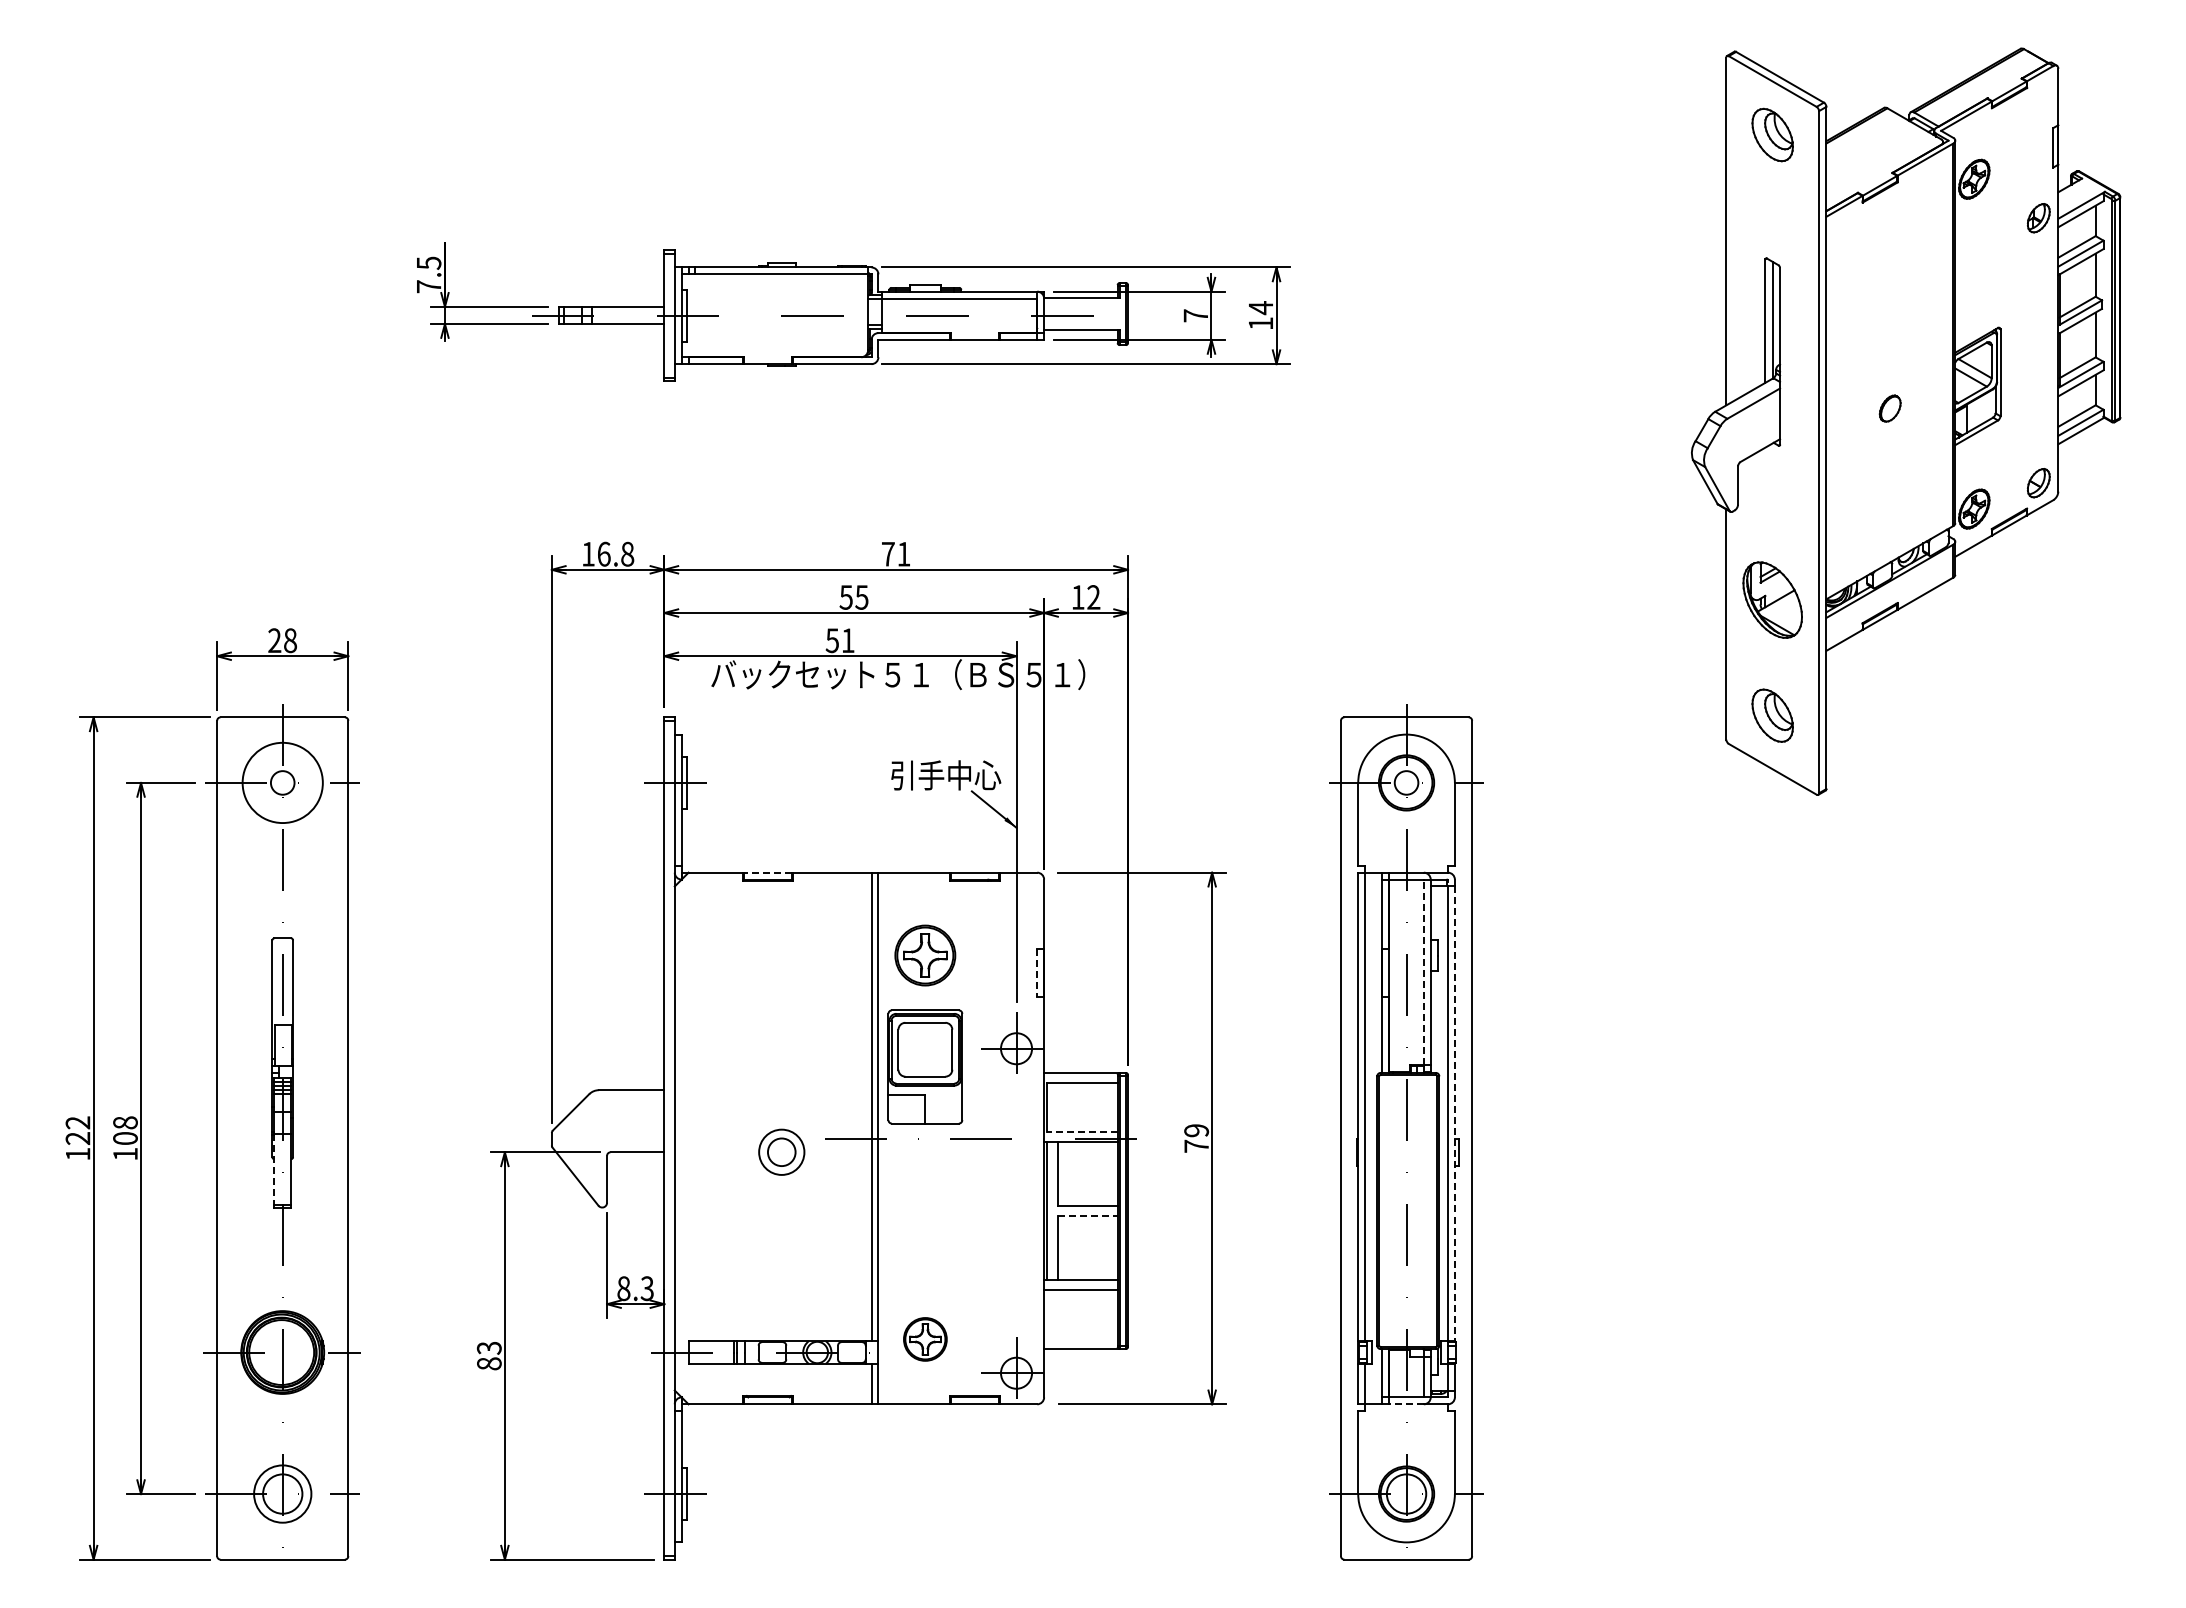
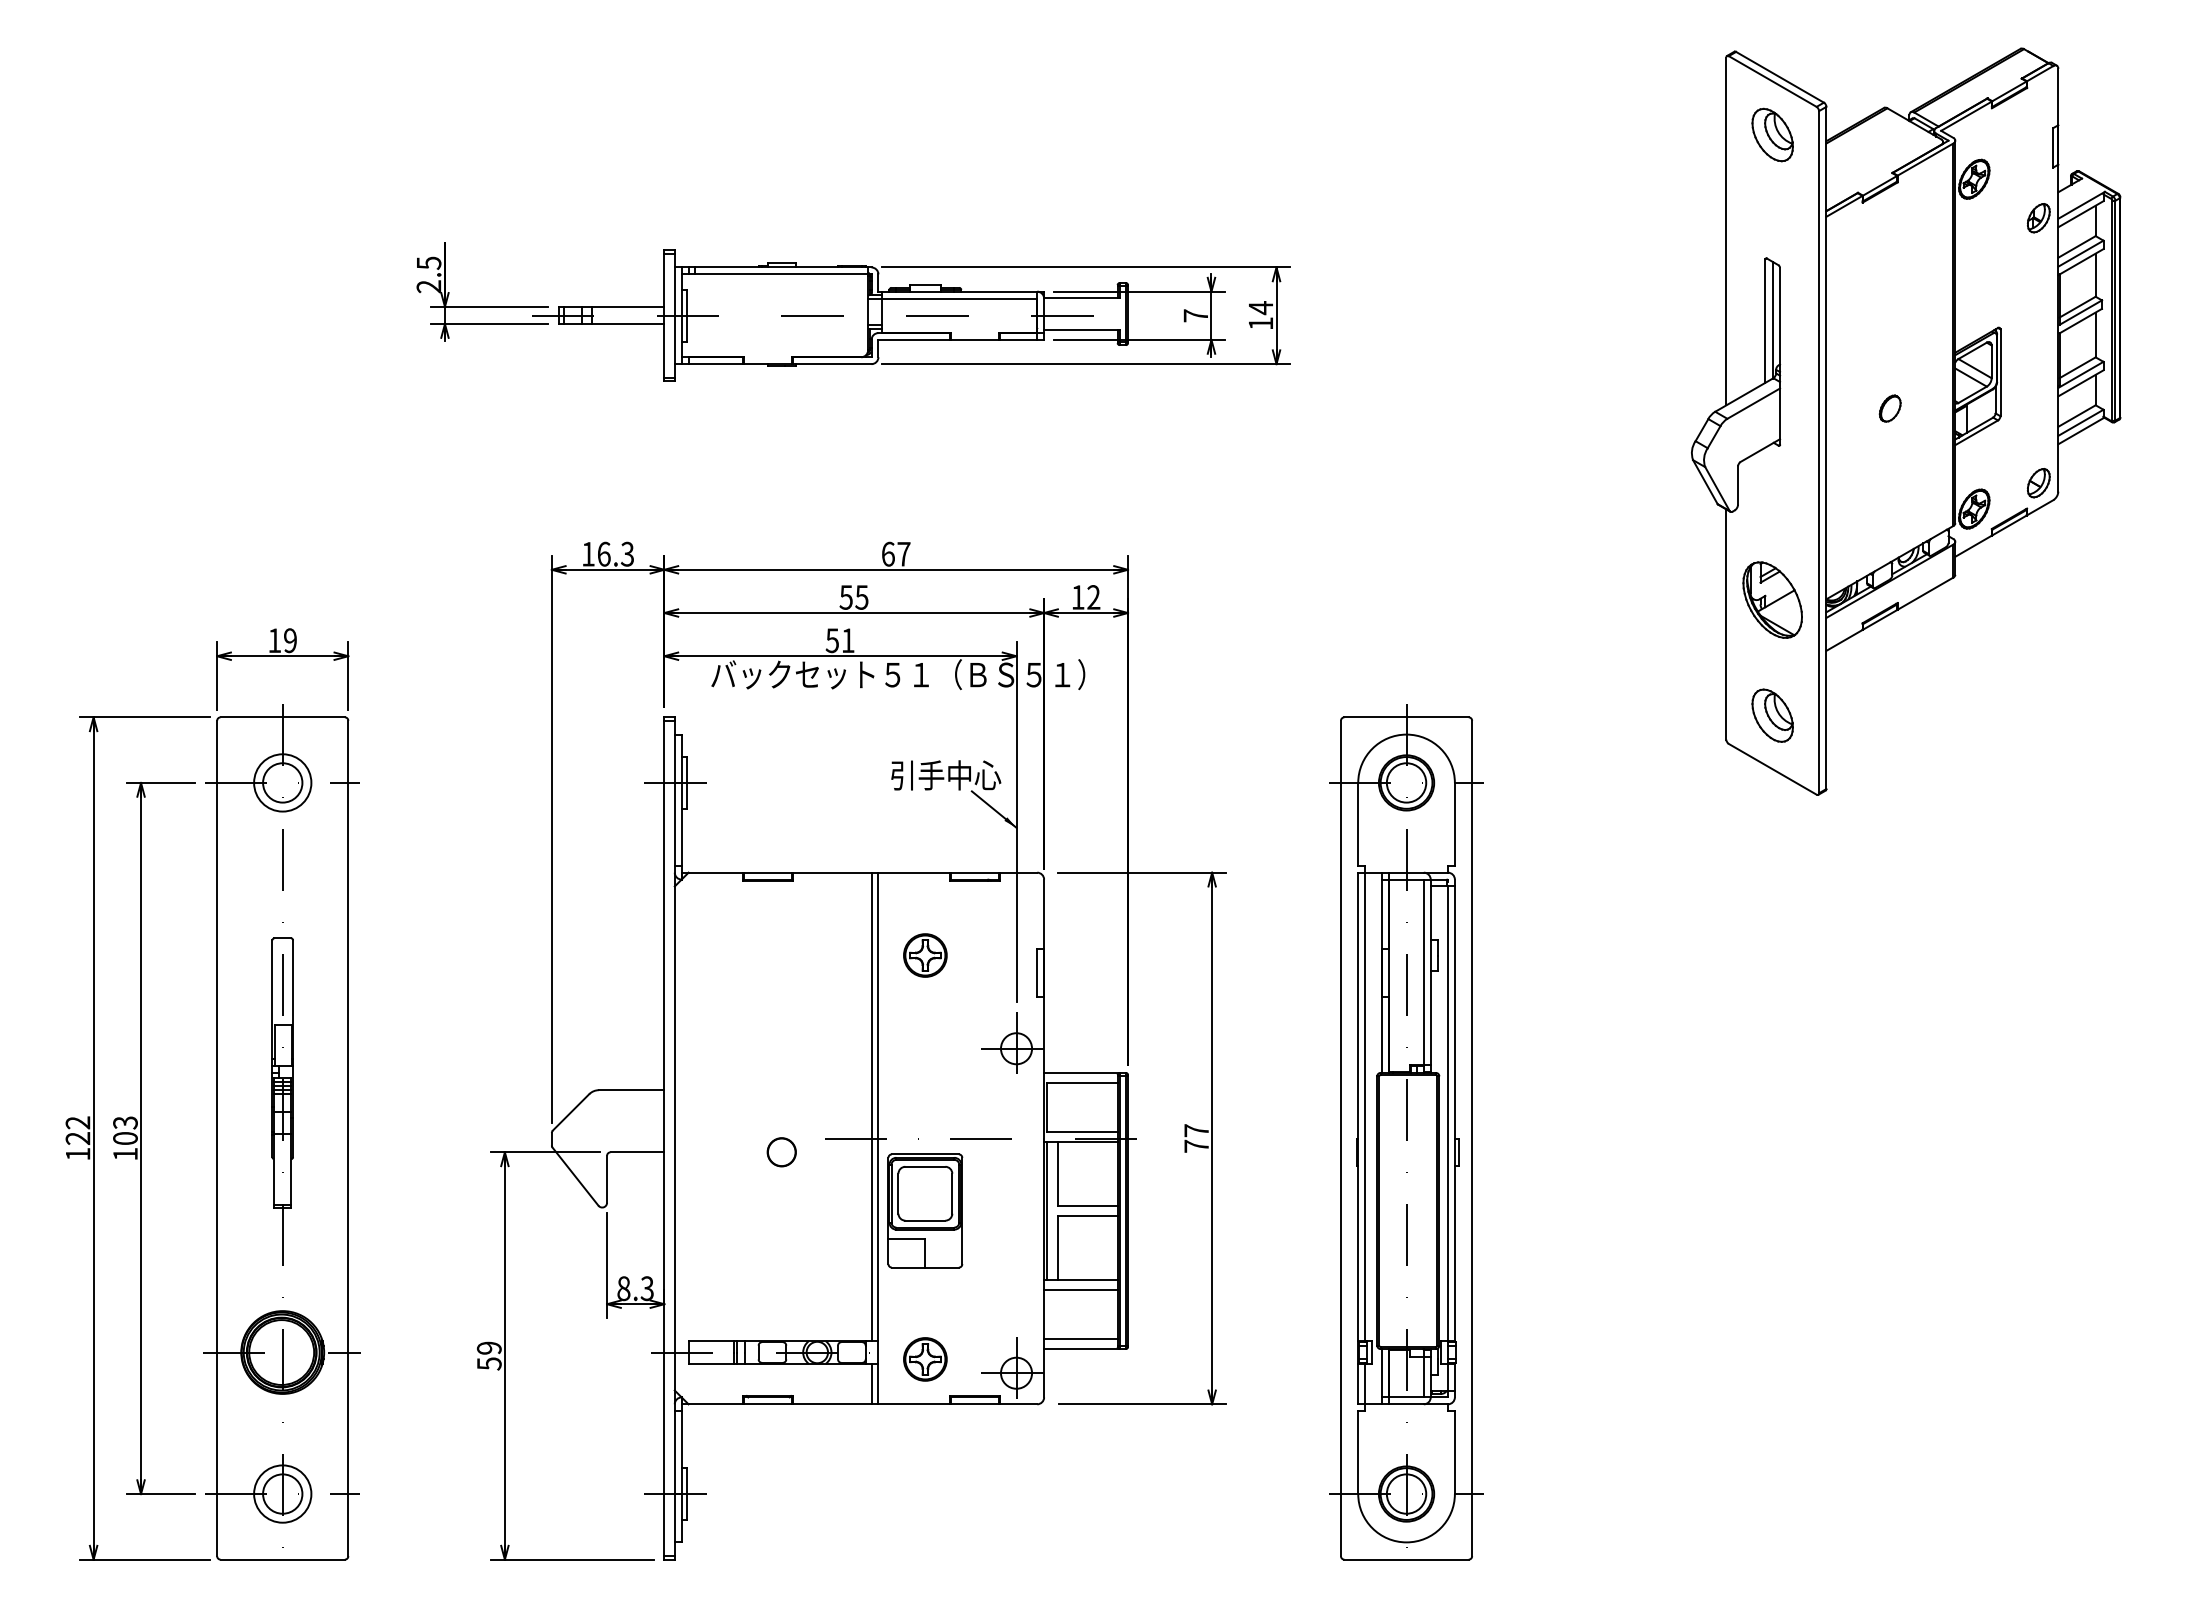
text: 7.5 -> 2.5 (428, 286)
text: 16.8 -> 16.3 (627, 553)
text: 71 -> 67 (896, 553)
text: 28 -> 19 (282, 640)
circle diameter: 24 px -> 39 px (282, 782)
circle diameter: 80 px -> 57 px (282, 782)
circle diameter: 24 px -> 39 px (1406, 782)
line: dashed -> solid (767, 872)
part size: 63x63 px -> 45x45 px (925, 955)
line: dashed -> solid (1423, 972)
line: dashed -> solid (1037, 973)
part position: (925, 1066) -> (925, 1210) (925, 1210)
line: dashed -> solid (1454, 1114)
text: 108 -> 103 (125, 1122)
text: 79 -> 77 (1196, 1130)
line: dashed -> solid (1081, 1131)
circle diameter: 45 px -> 28 px (781, 1152)
line: dashed -> solid (273, 1169)
line: dashed -> solid (1088, 1216)
line: none -> present (1080, 1338)
part position: (925, 1339) -> (925, 1359) (925, 1359)
text: 83 -> 59 (489, 1355)
line: dashed -> solid (1406, 1404)
